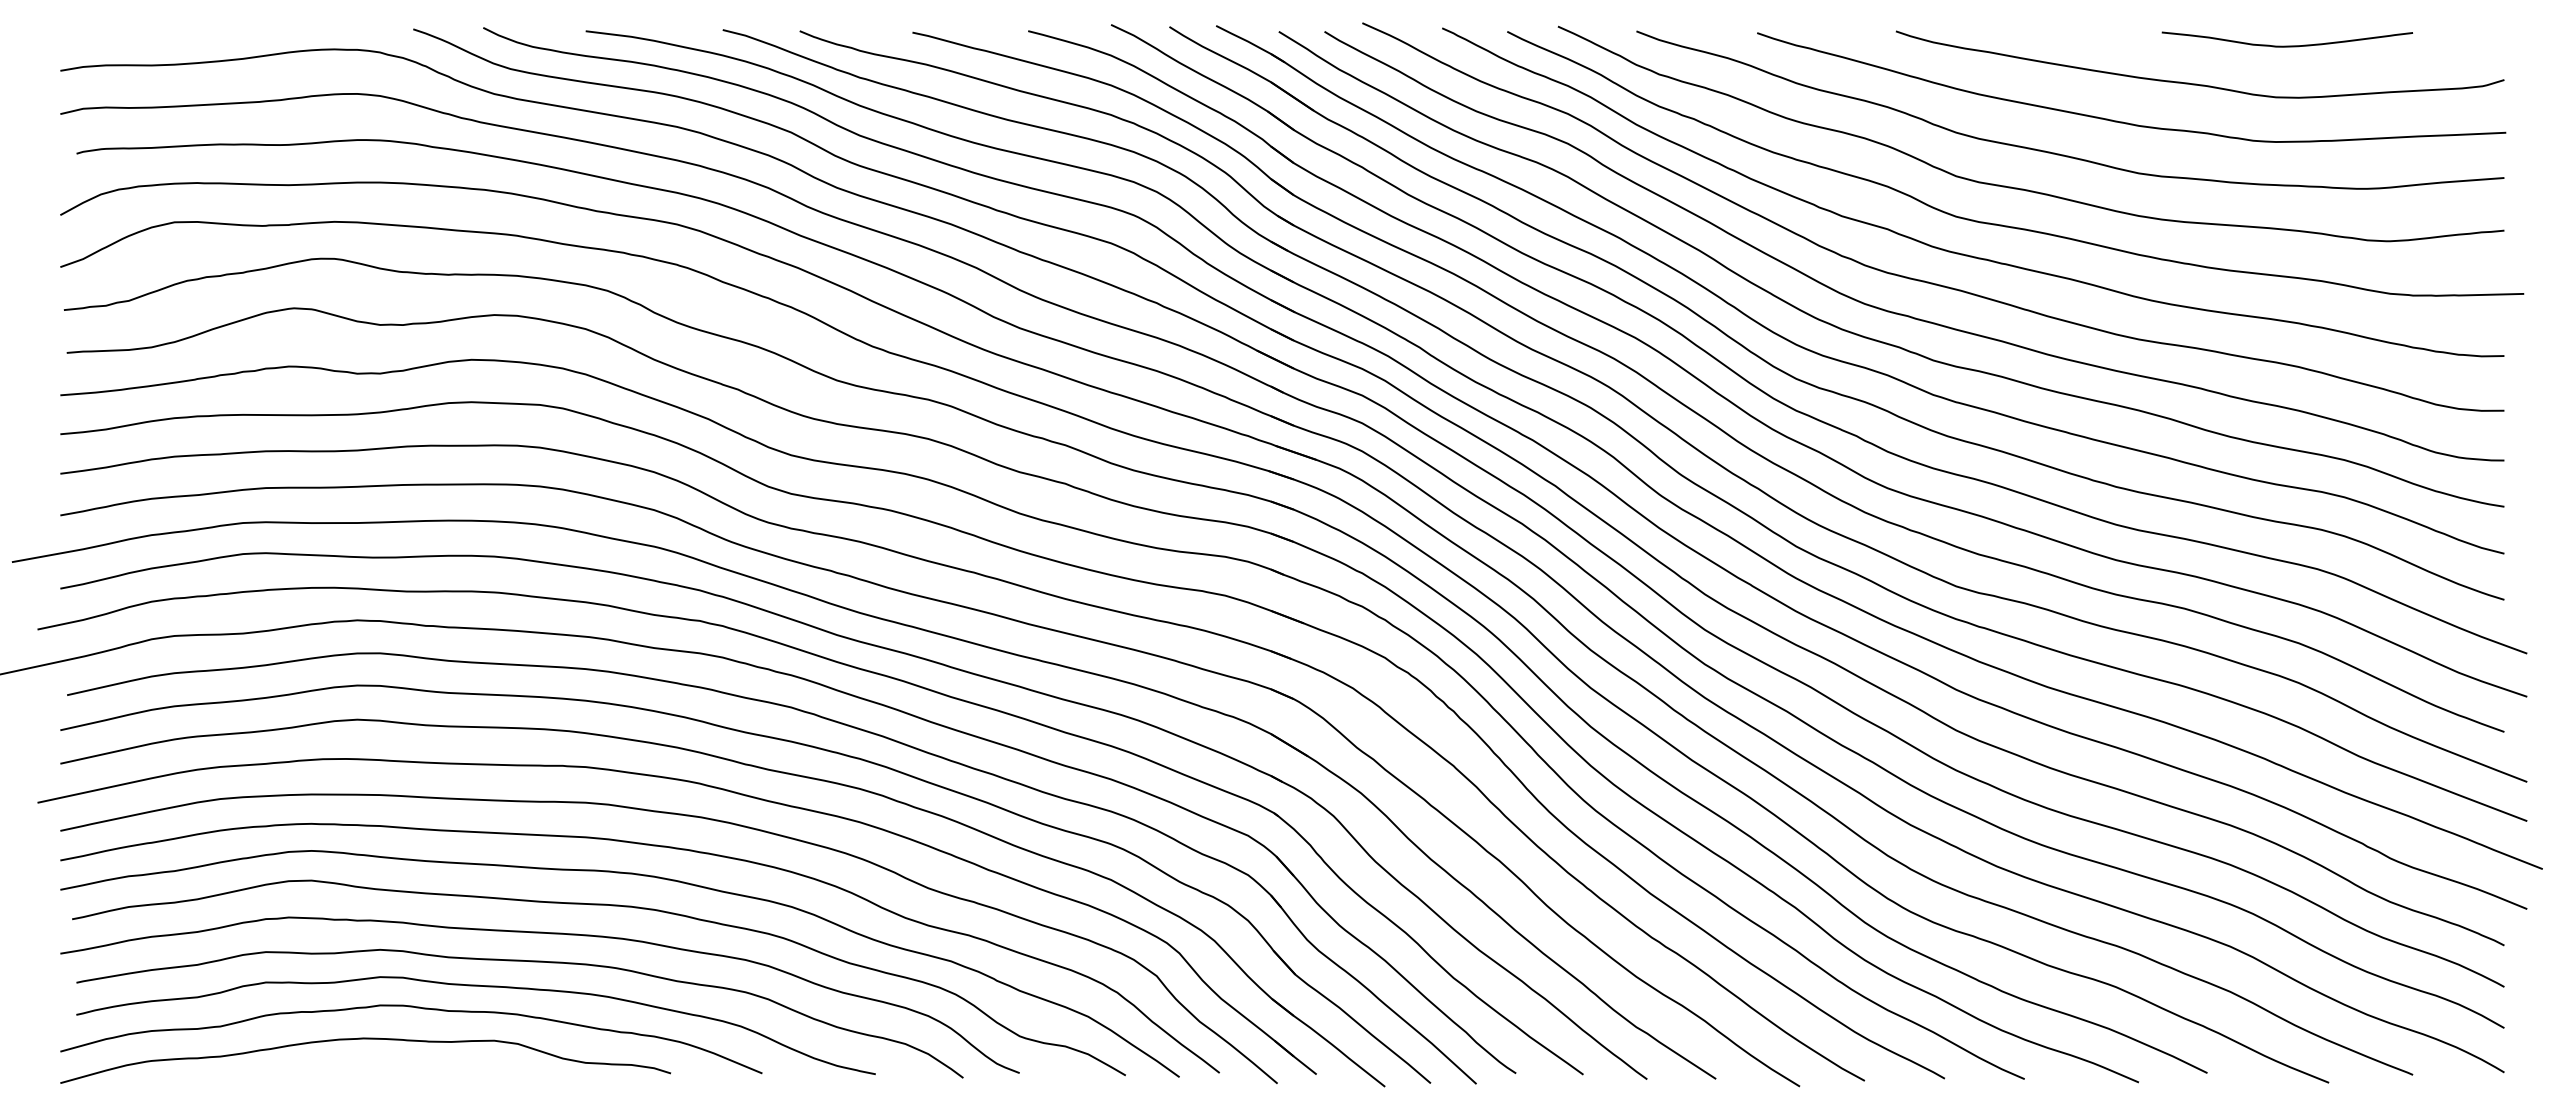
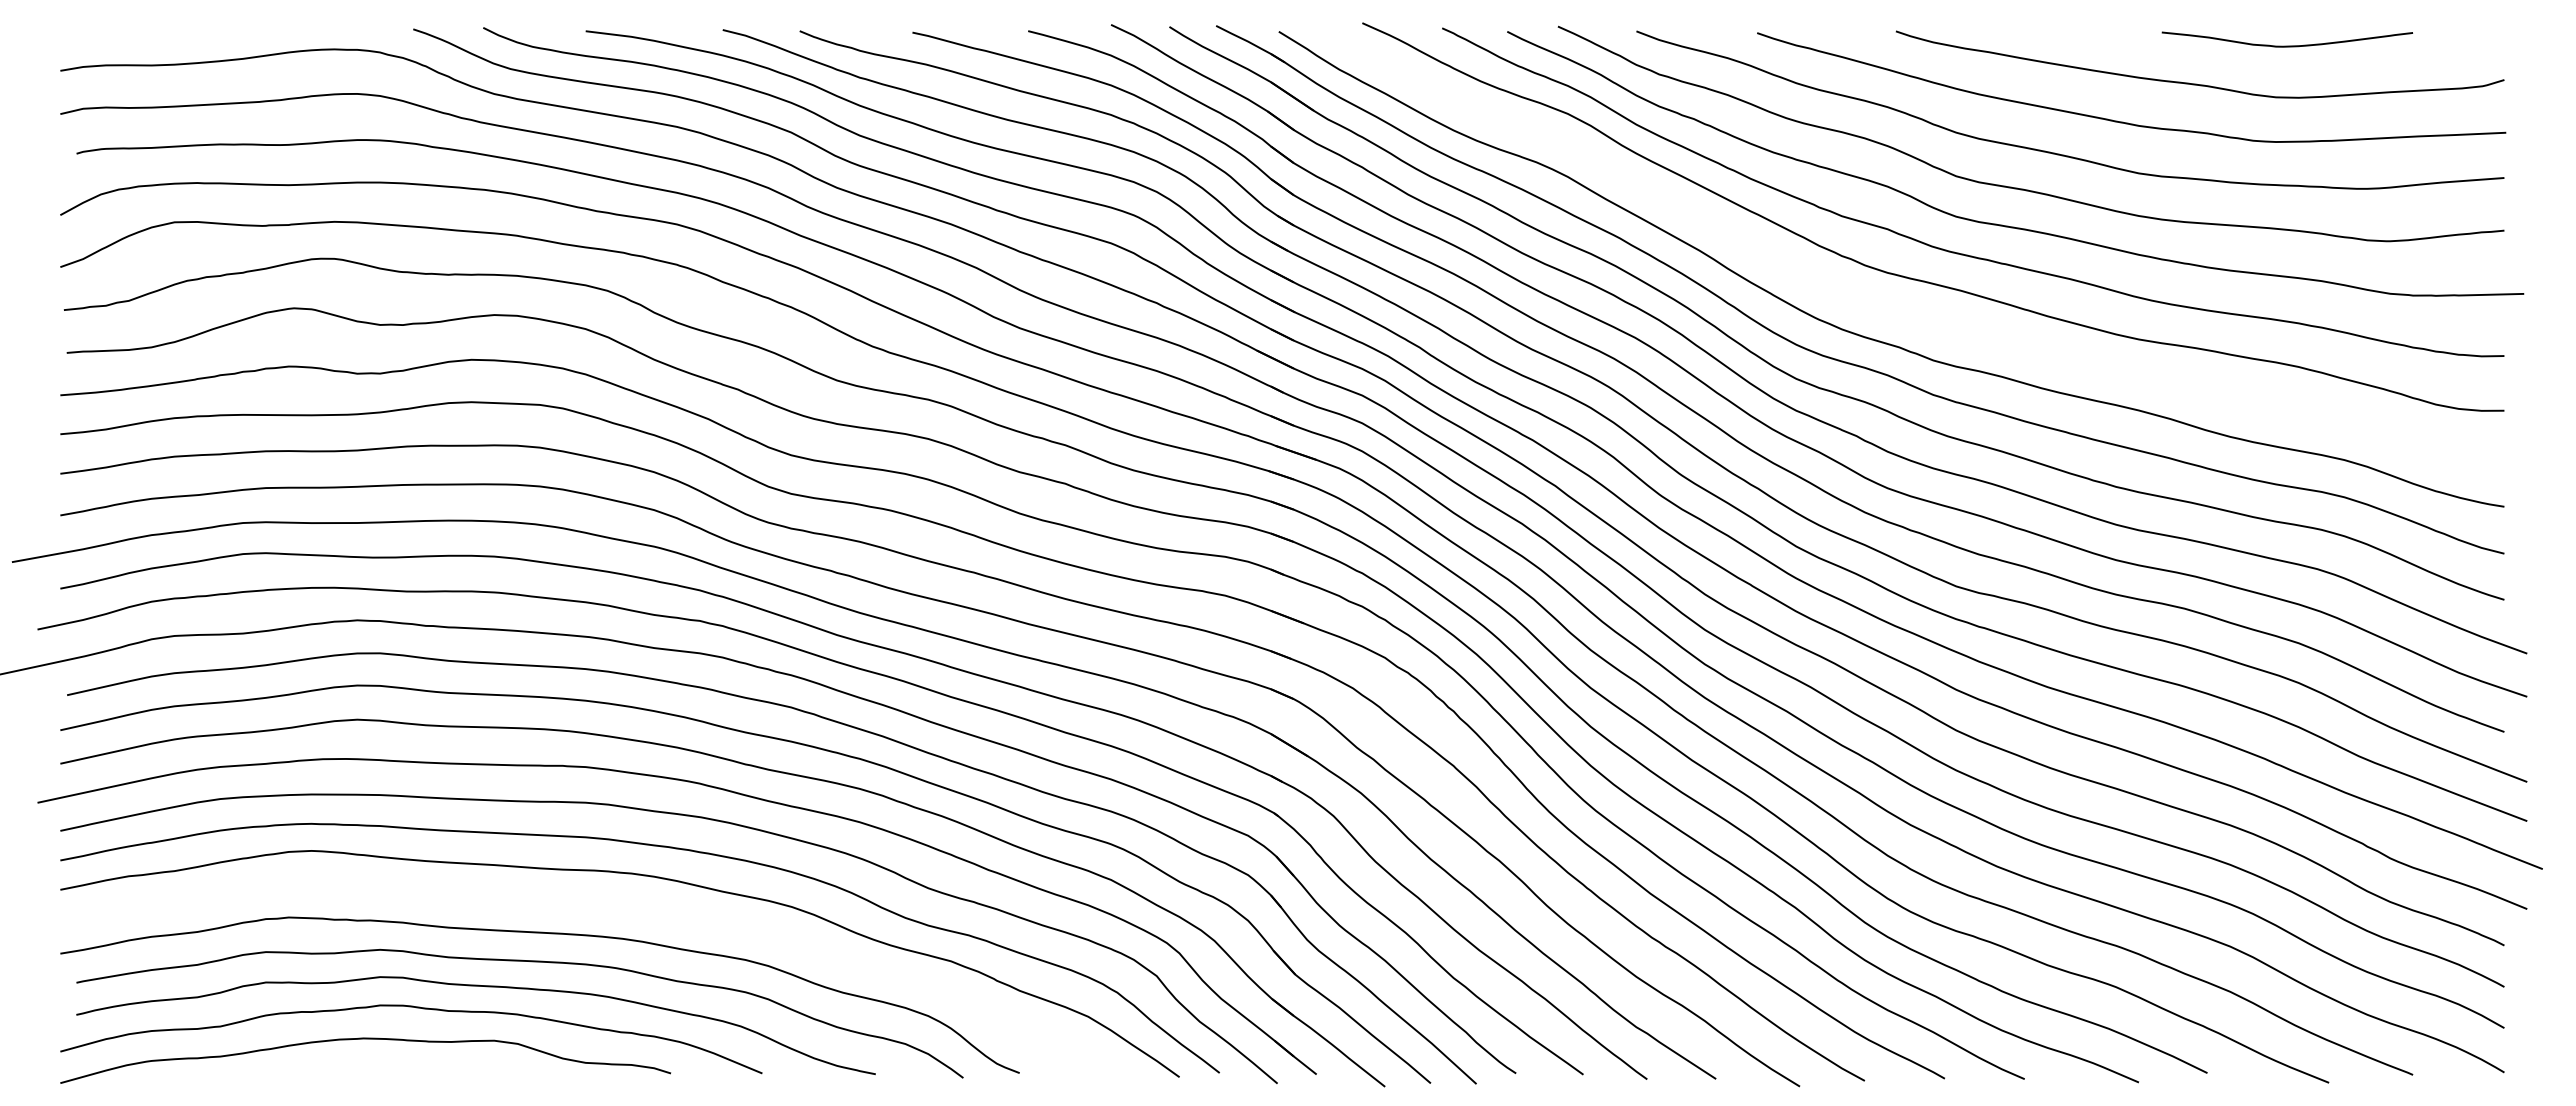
curve: present -> none (1897, 312)
curve: present -> none (598, 905)
